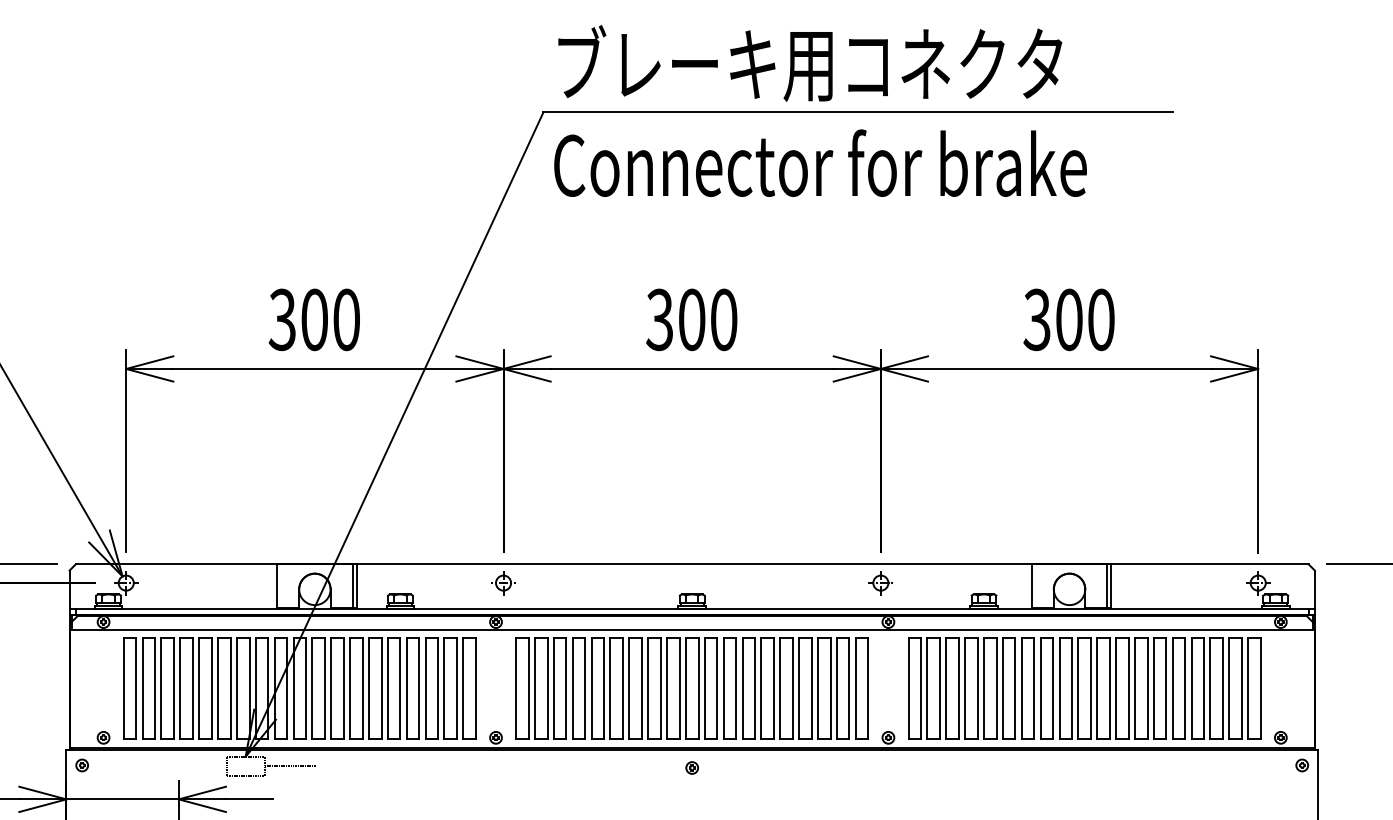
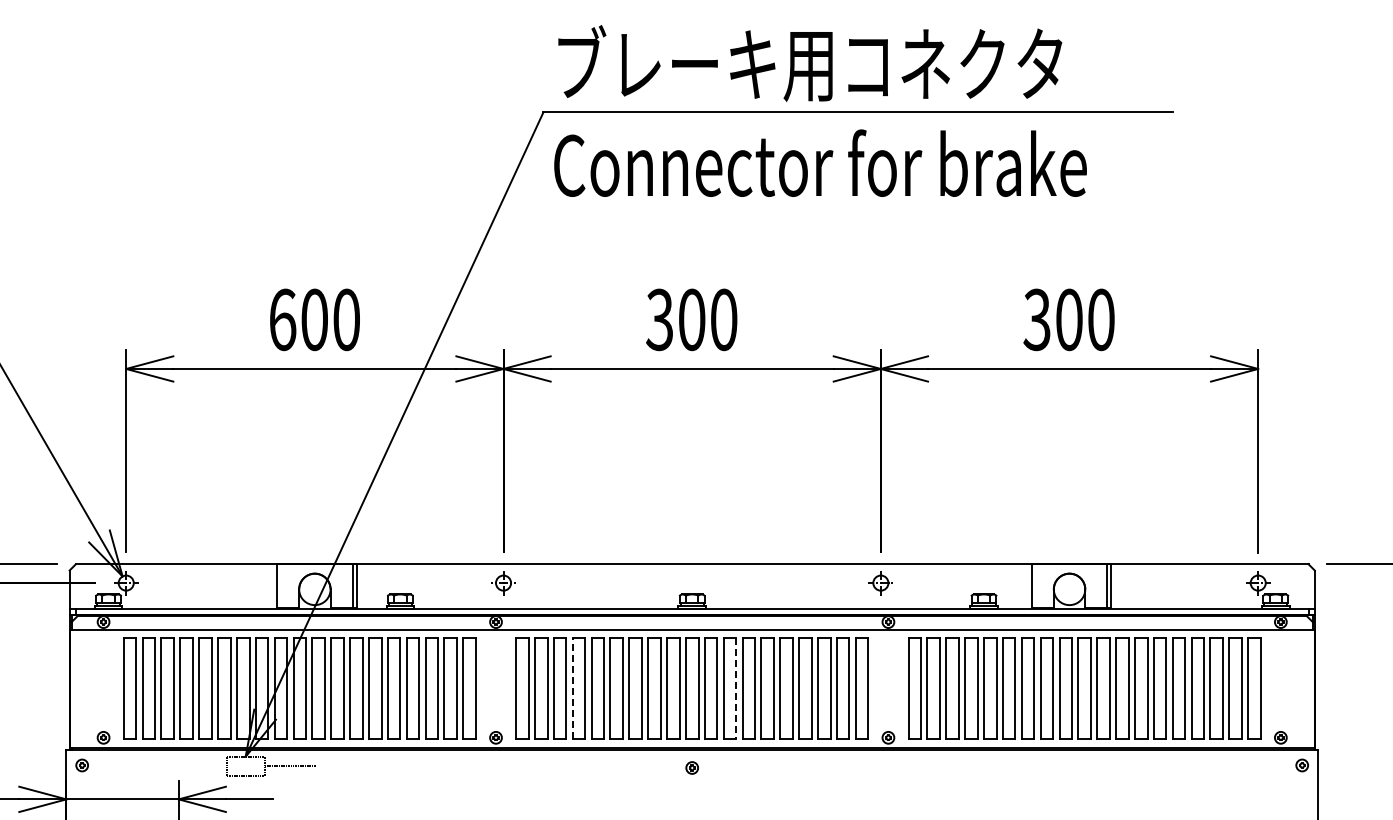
text: 300 -> 600 (282, 319)
line: solid -> dashed (572, 688)
line: solid -> dashed (736, 689)
